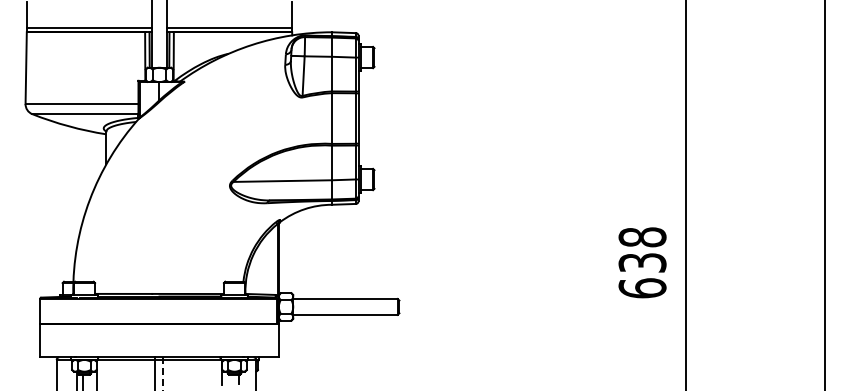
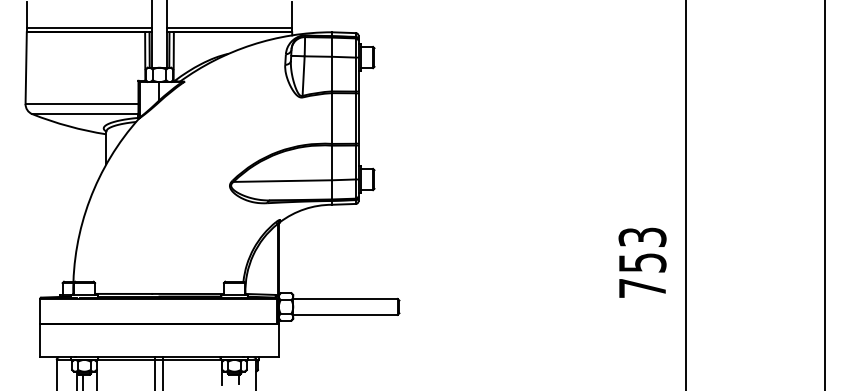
text: 638 -> 753 (642, 262)
line: dashed -> solid (163, 374)
